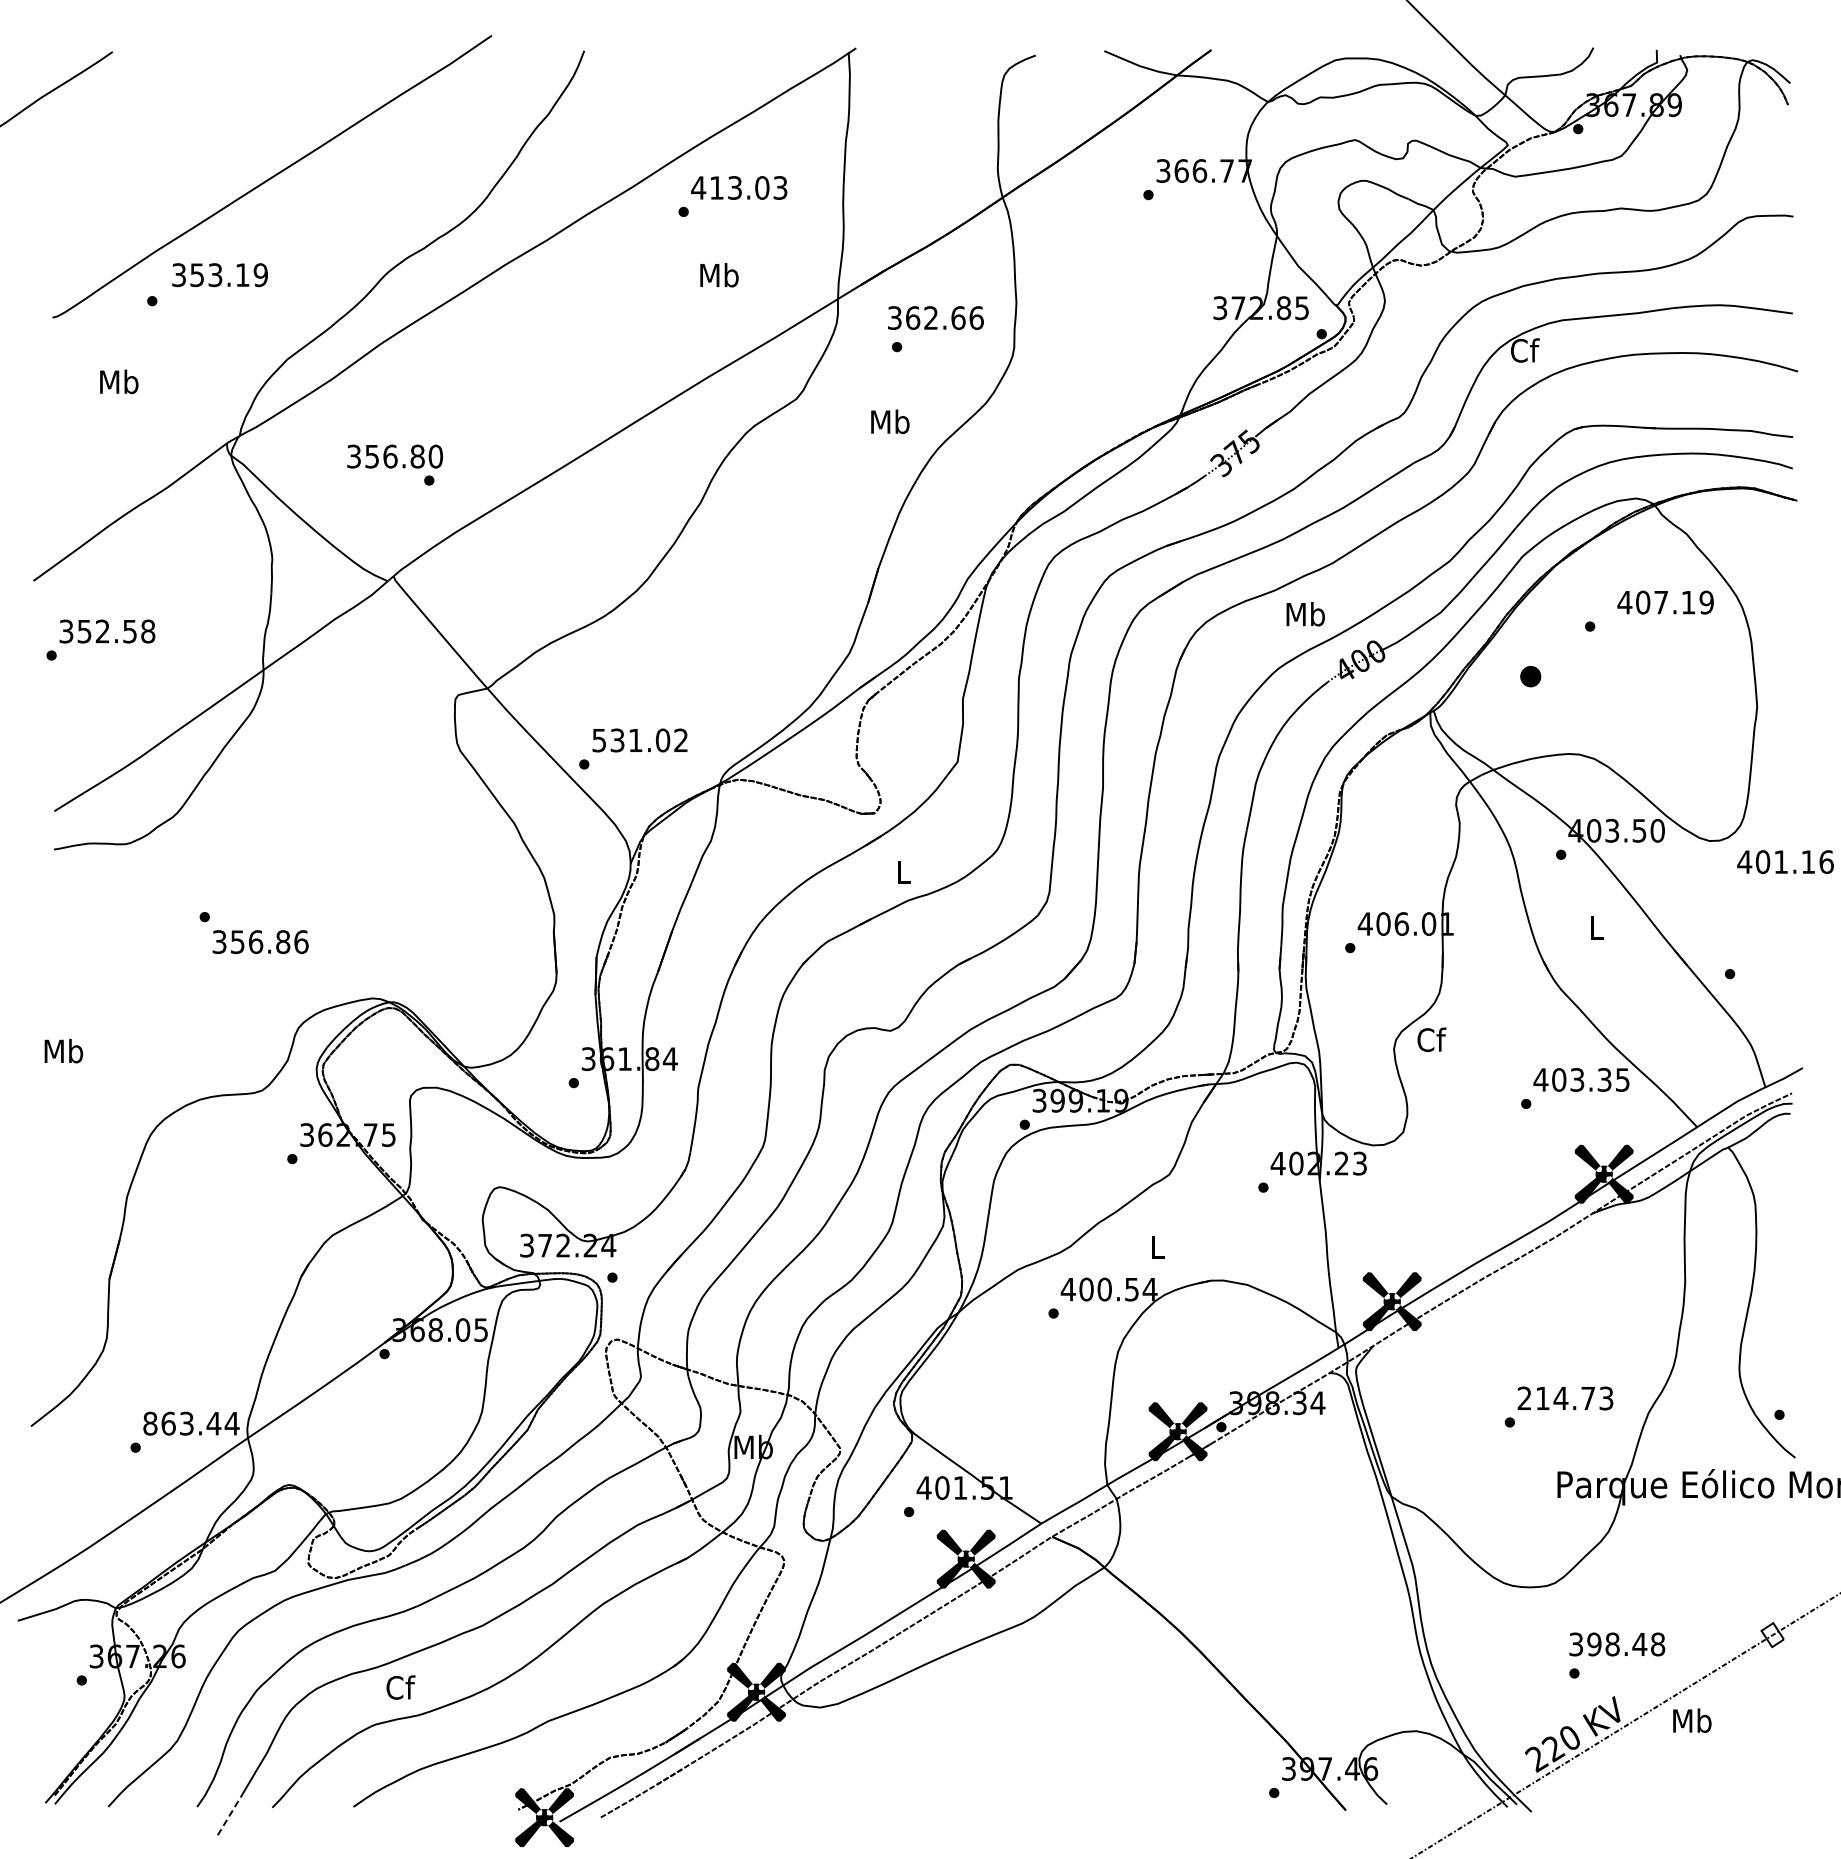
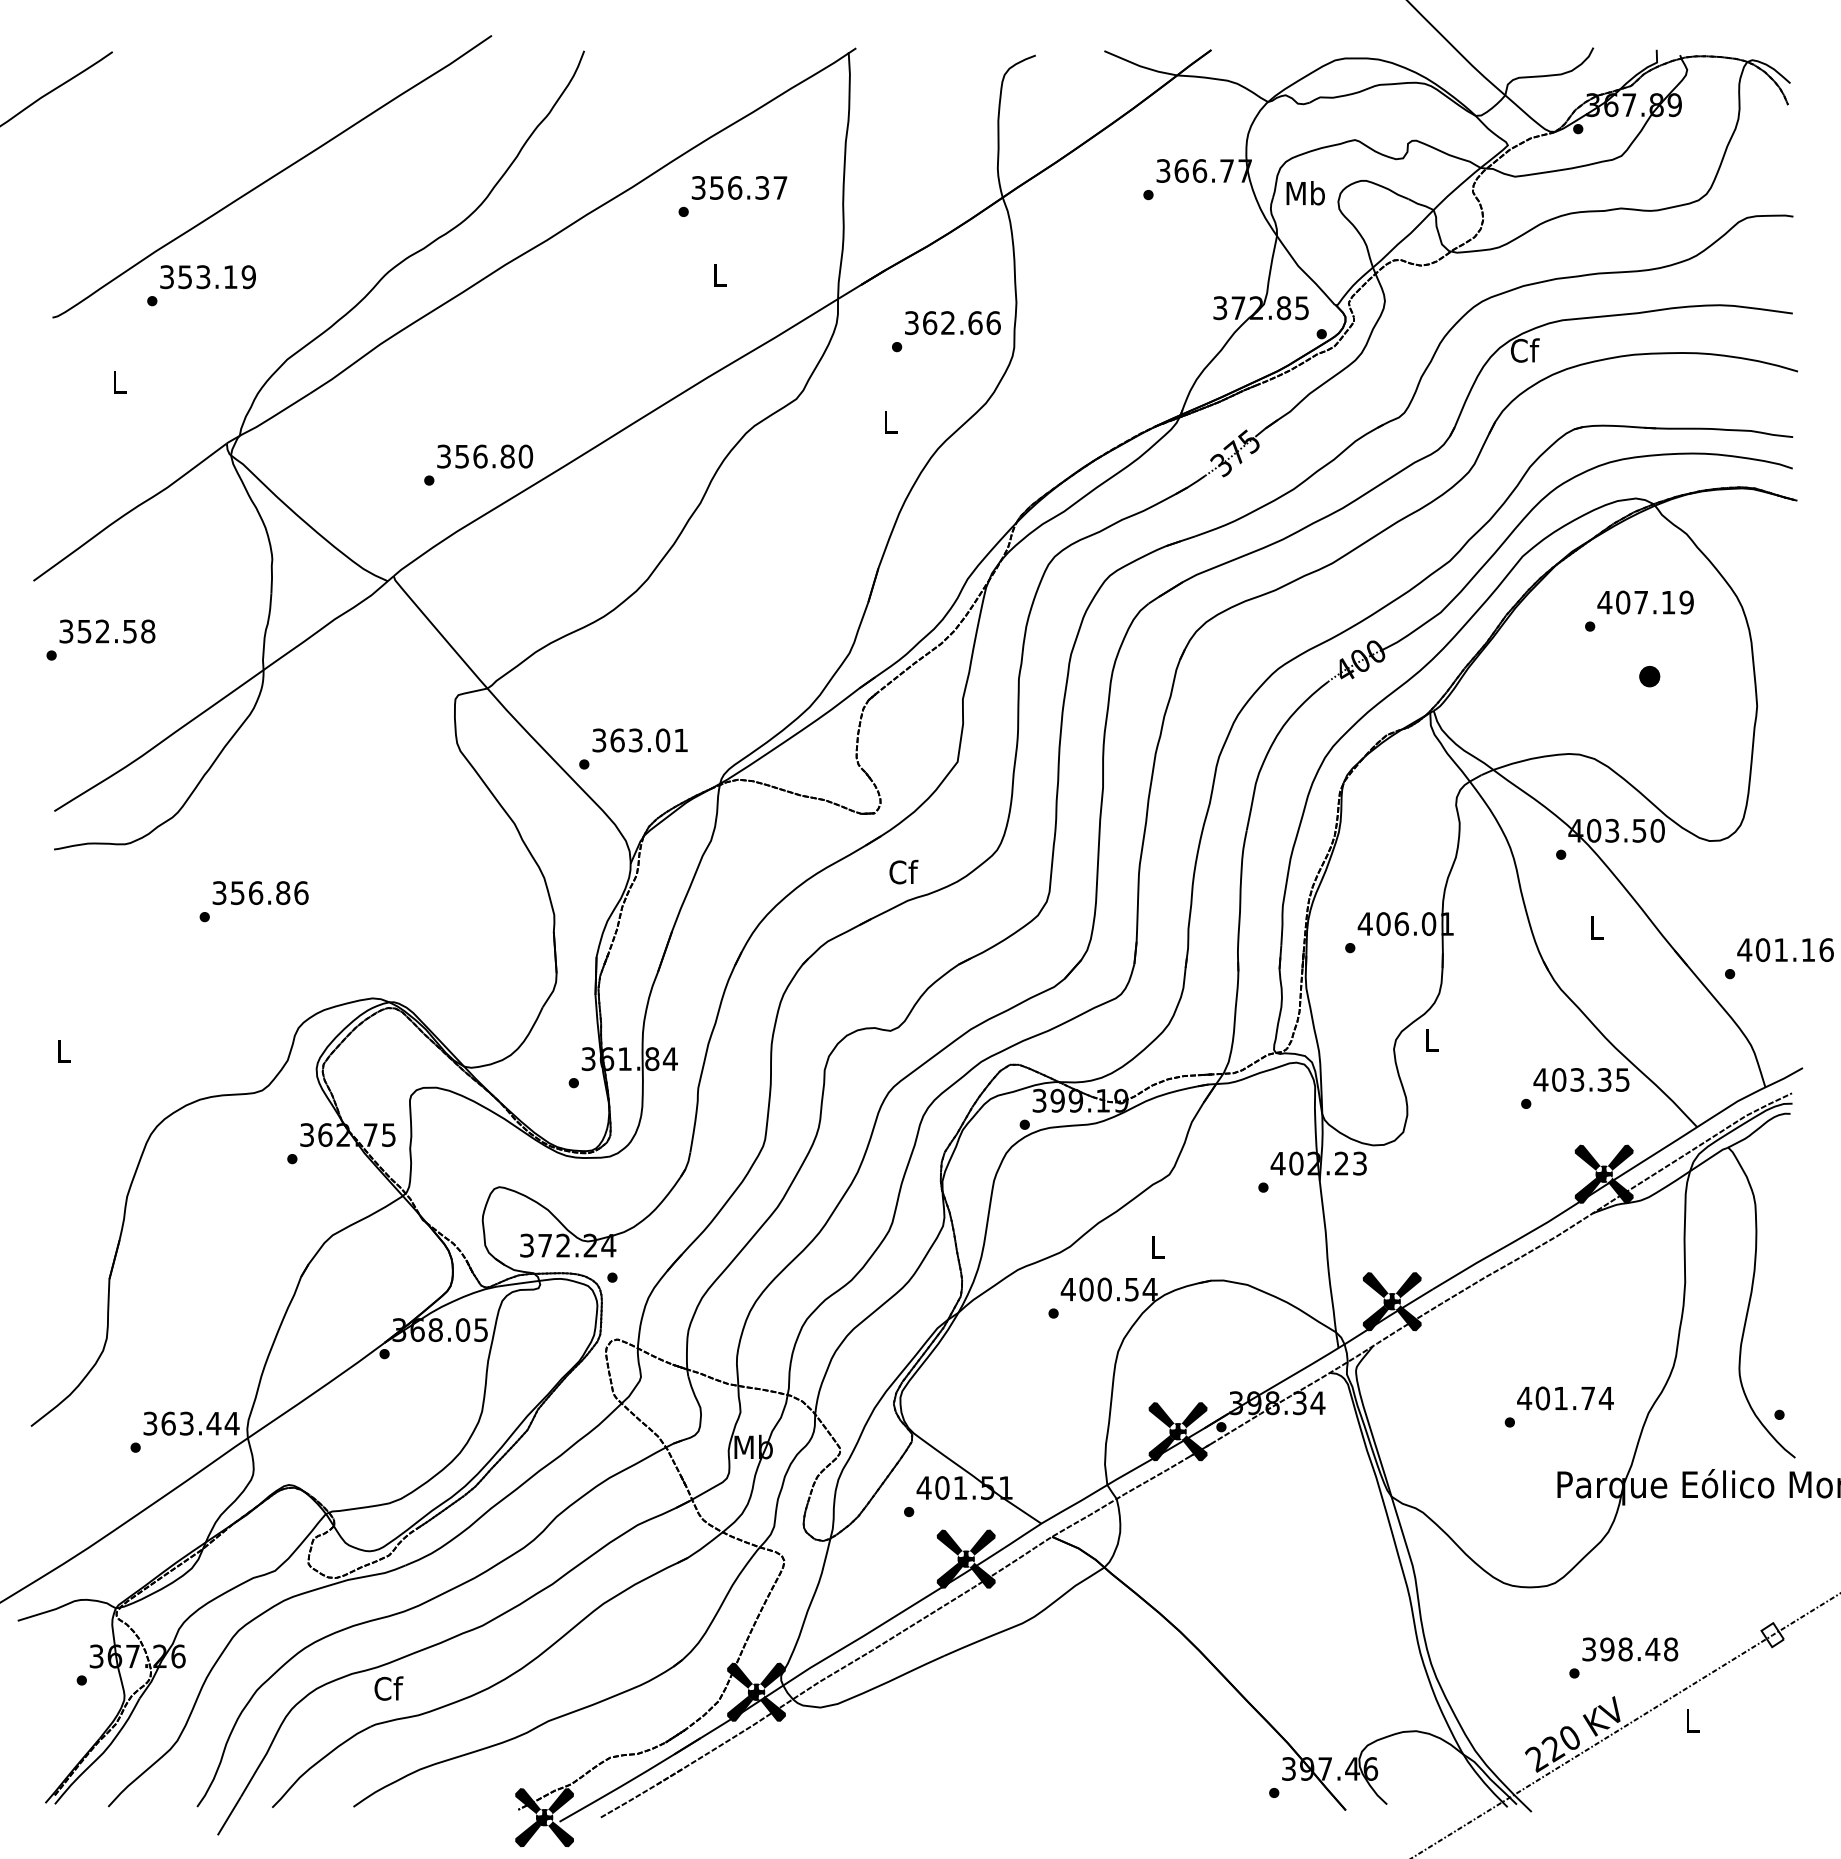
text: 413.03 -> 356.37 (739, 187)
text position: (219, 275) -> (207, 277) (207, 277)
text: Mb -> L (719, 275)
text position: (935, 317) -> (952, 322) (952, 322)
text: Mb -> L (119, 381)
text: Mb -> L (890, 421)
text position: (395, 456) -> (485, 456) (485, 456)
text position: (1665, 602) -> (1645, 602) (1645, 602)
text position: (1305, 614) -> (1305, 193) (1305, 193)
part position: (1530, 676) -> (1649, 676) (1649, 676)
text: 531.02 -> 363.01 (640, 740)
text position: (1785, 861) -> (1785, 949) (1785, 949)
text: L -> Cf (903, 871)
text position: (260, 942) -> (260, 893) (260, 893)
text: Cf -> L (1431, 1039)
text: Mb -> L (63, 1050)
text: 214.73 -> 401.74 (1565, 1398)
text: 863.44 -> 363.44 (150, 1423)
text position: (1617, 1644) -> (1630, 1649) (1630, 1649)
text position: (400, 1687) -> (388, 1688) (388, 1688)
text: Mb -> L (1692, 1720)
line: dashed -> solid (229, 1815)
